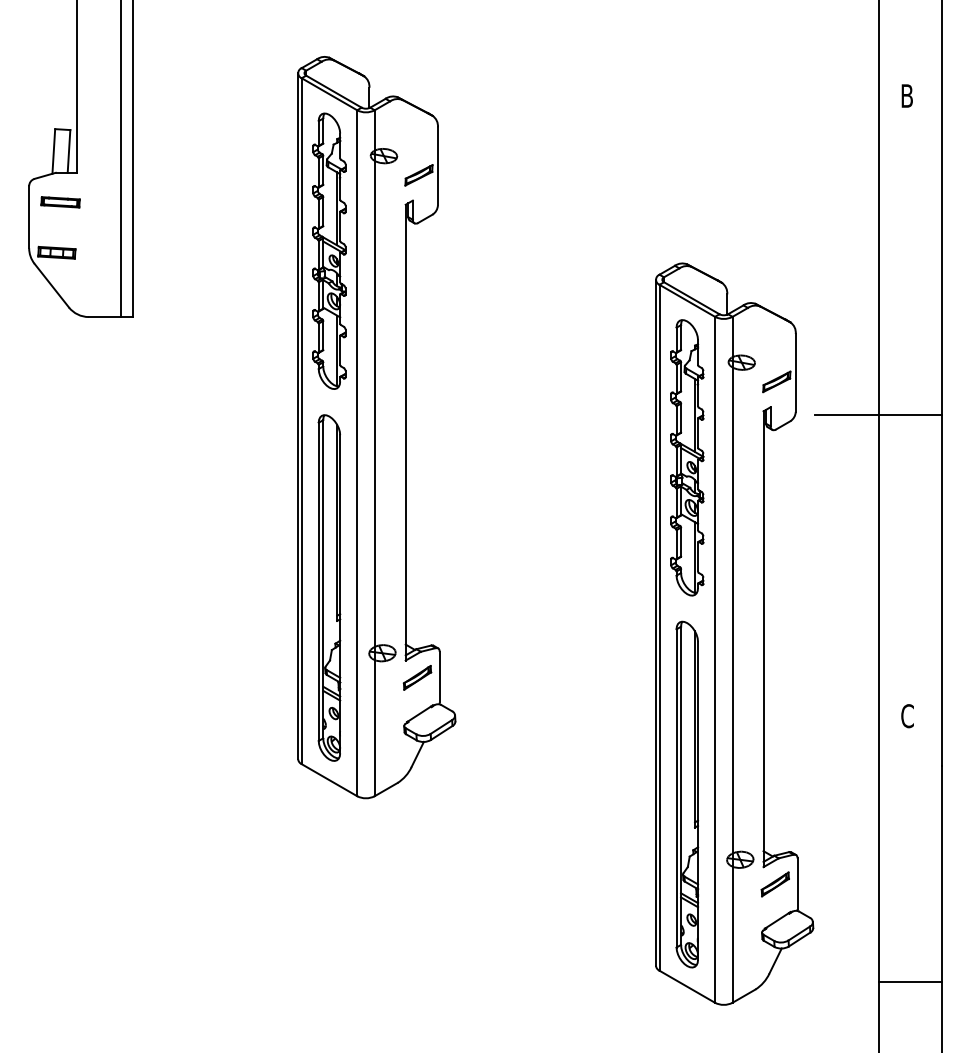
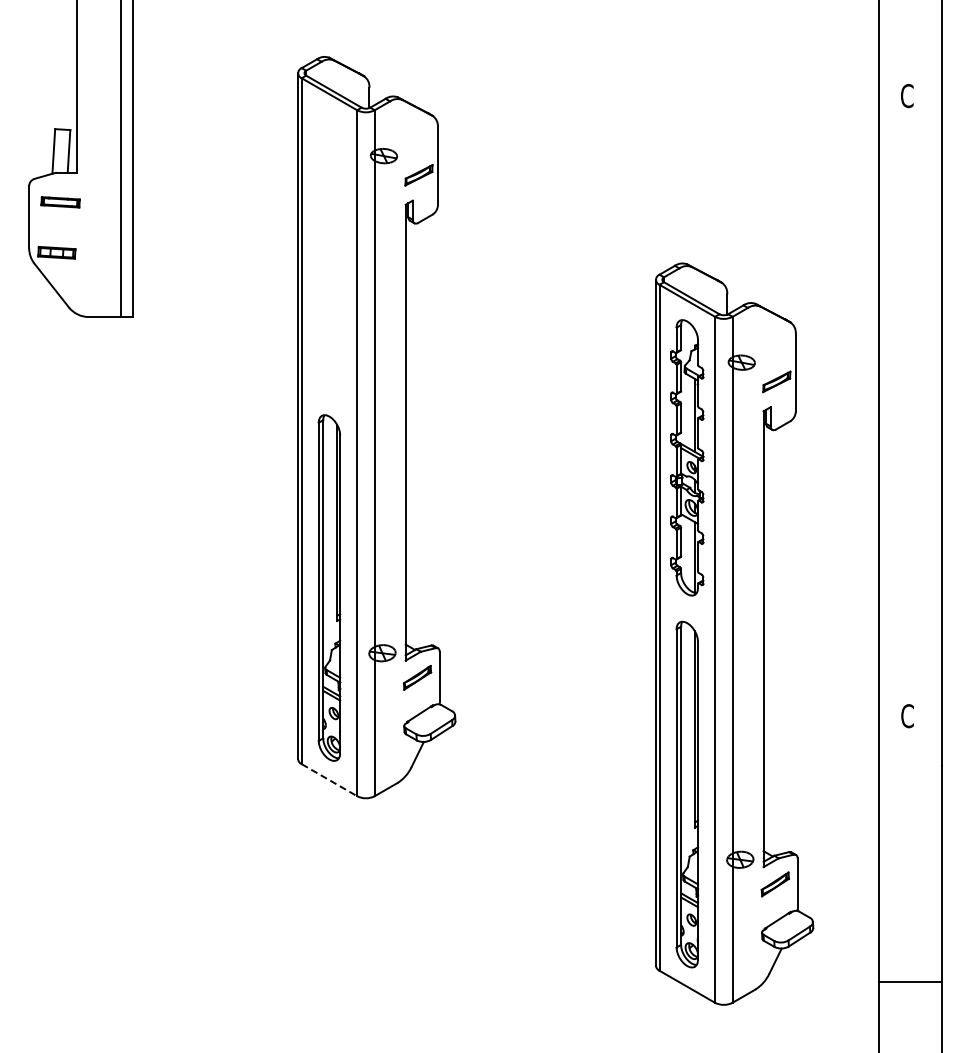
text: B -> C (907, 96)
part: present -> none (329, 250)
line: present -> none (878, 415)
line: solid -> dashed (329, 780)
